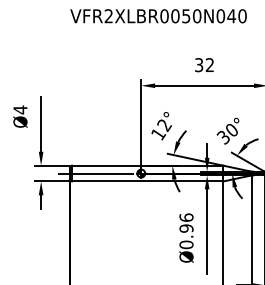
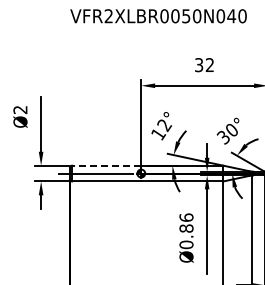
text: Ø4 -> Ø2 (20, 109)
line: solid -> dashed (106, 165)
text: Ø0.96 -> Ø0.86 (186, 228)
